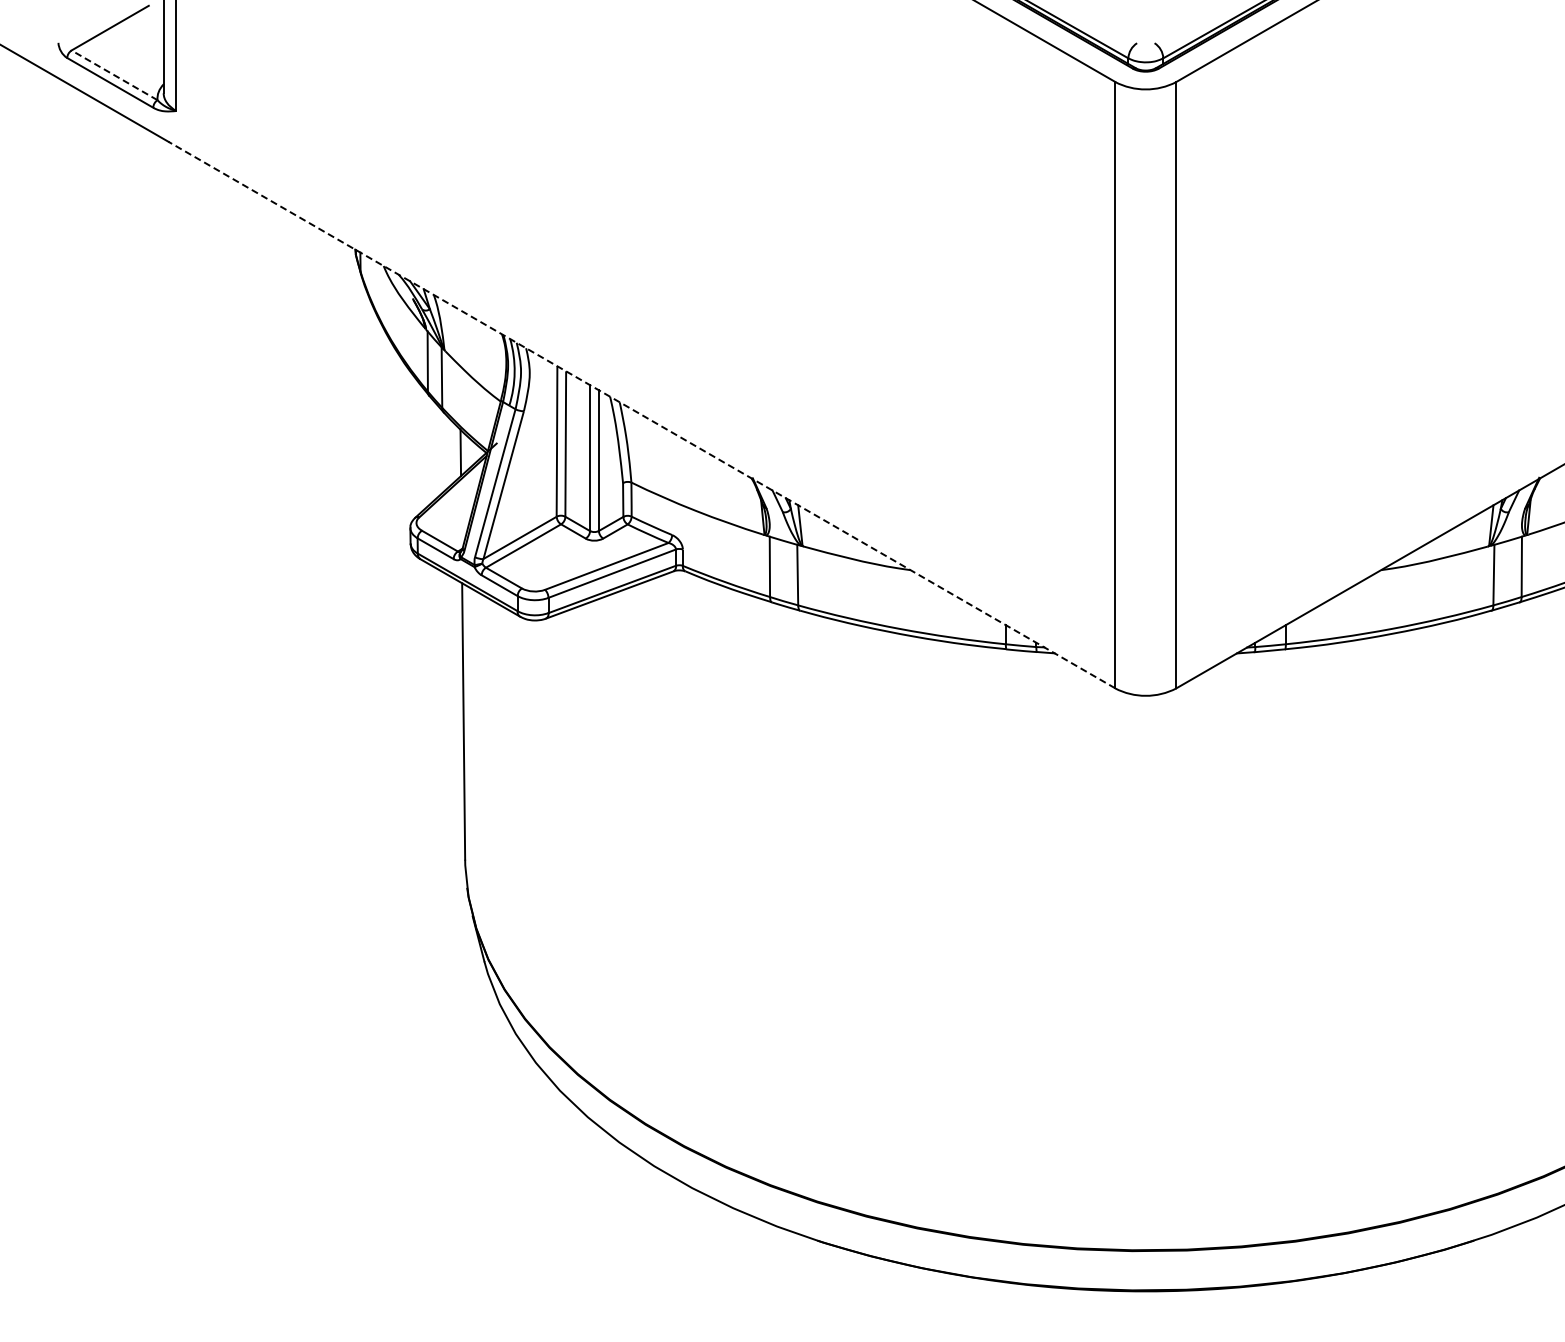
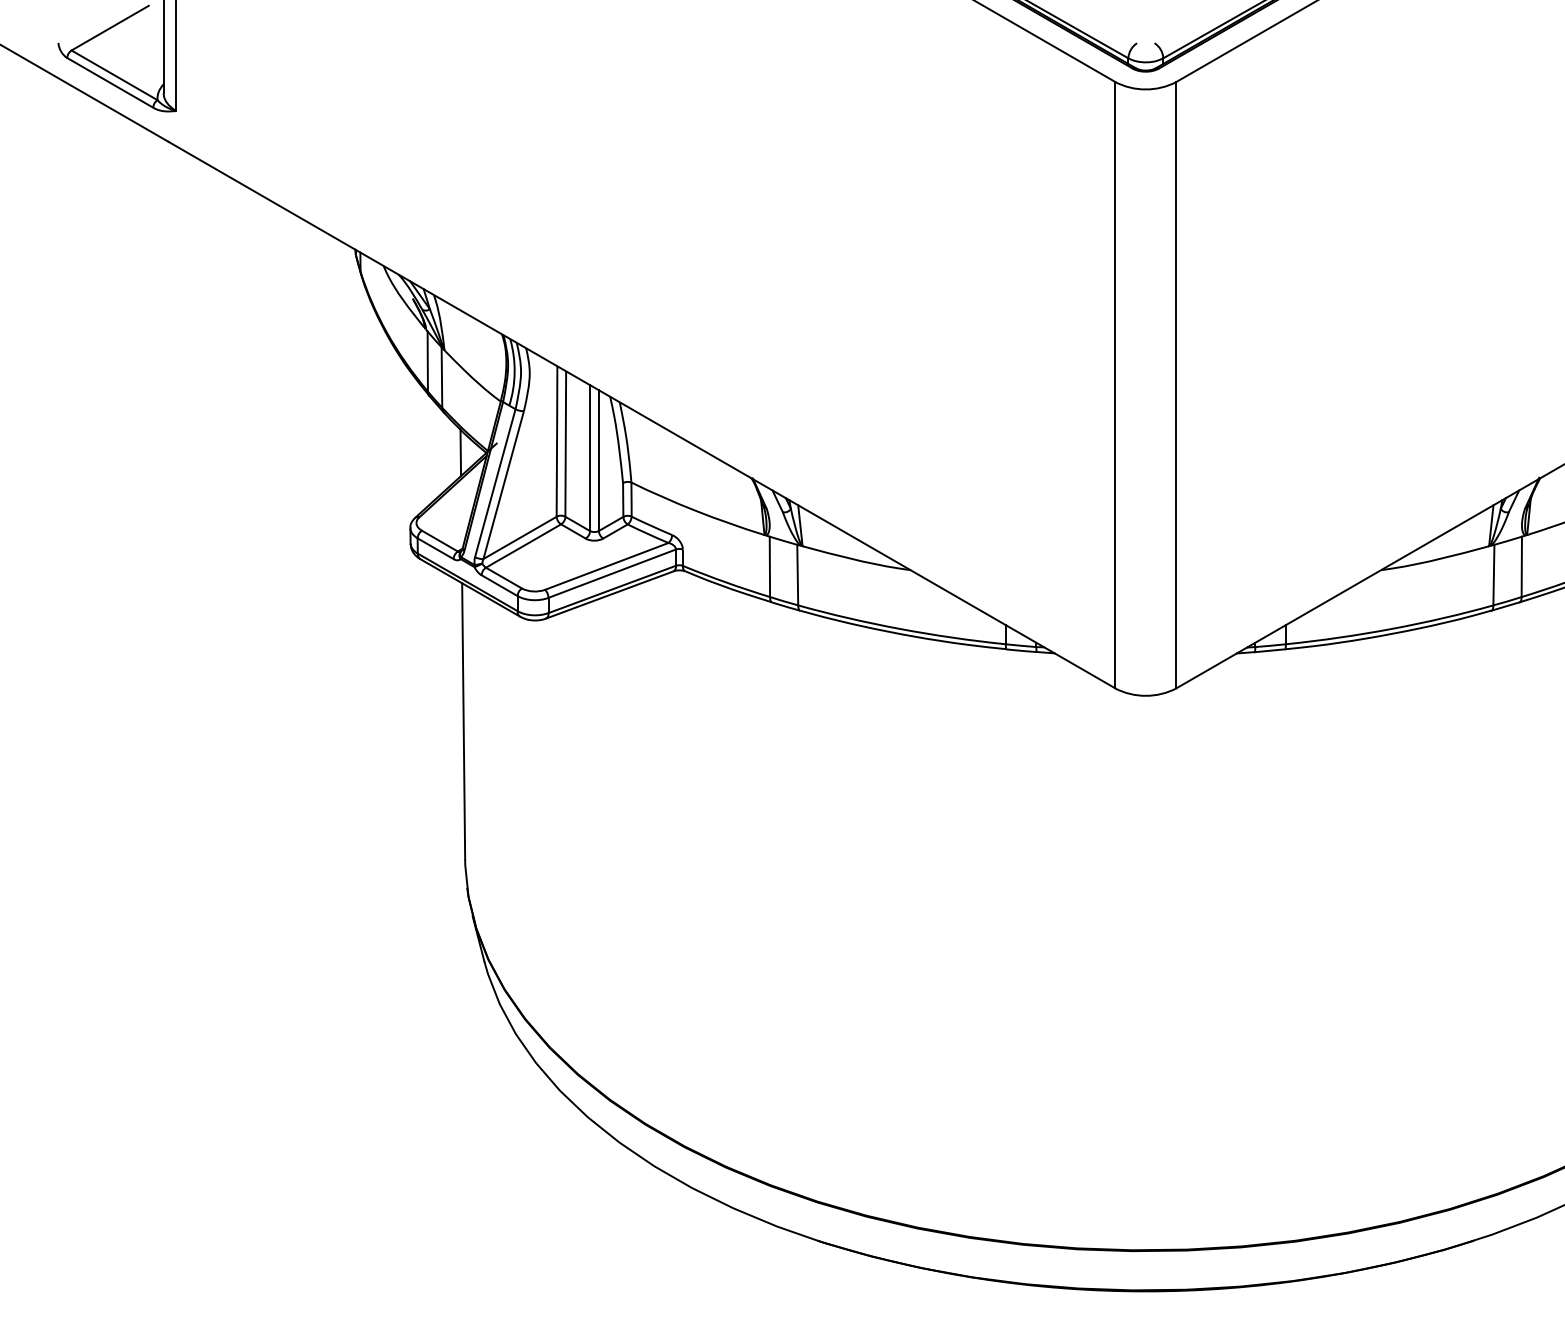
line: dashed -> solid (114, 75)
line: dashed -> solid (641, 415)
